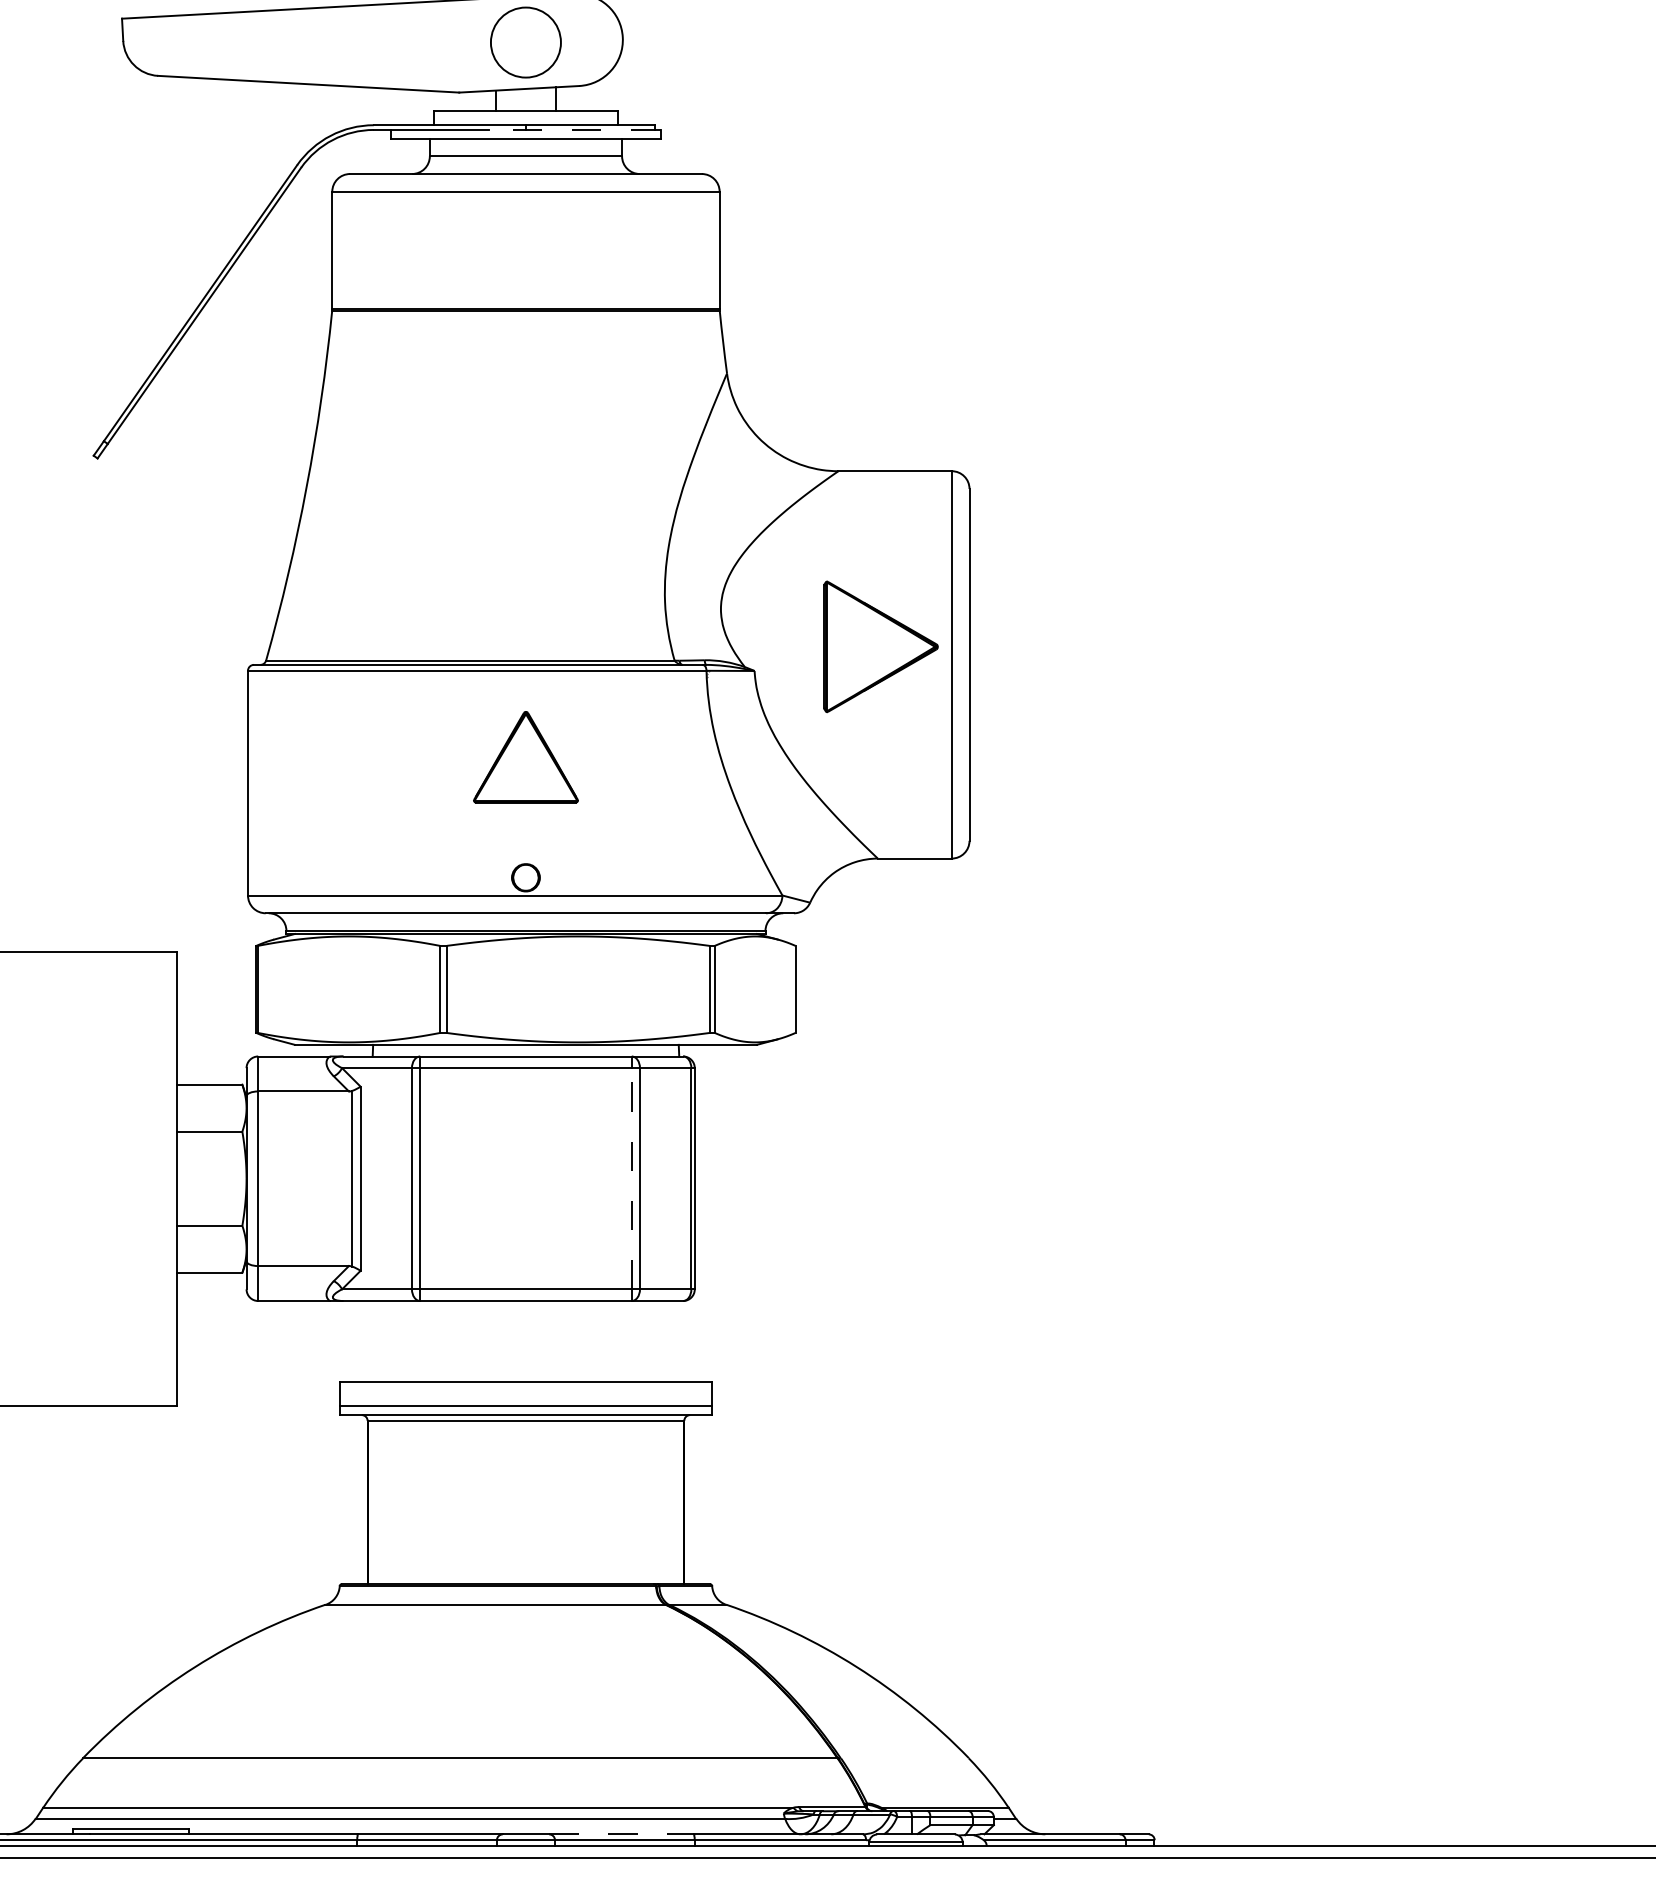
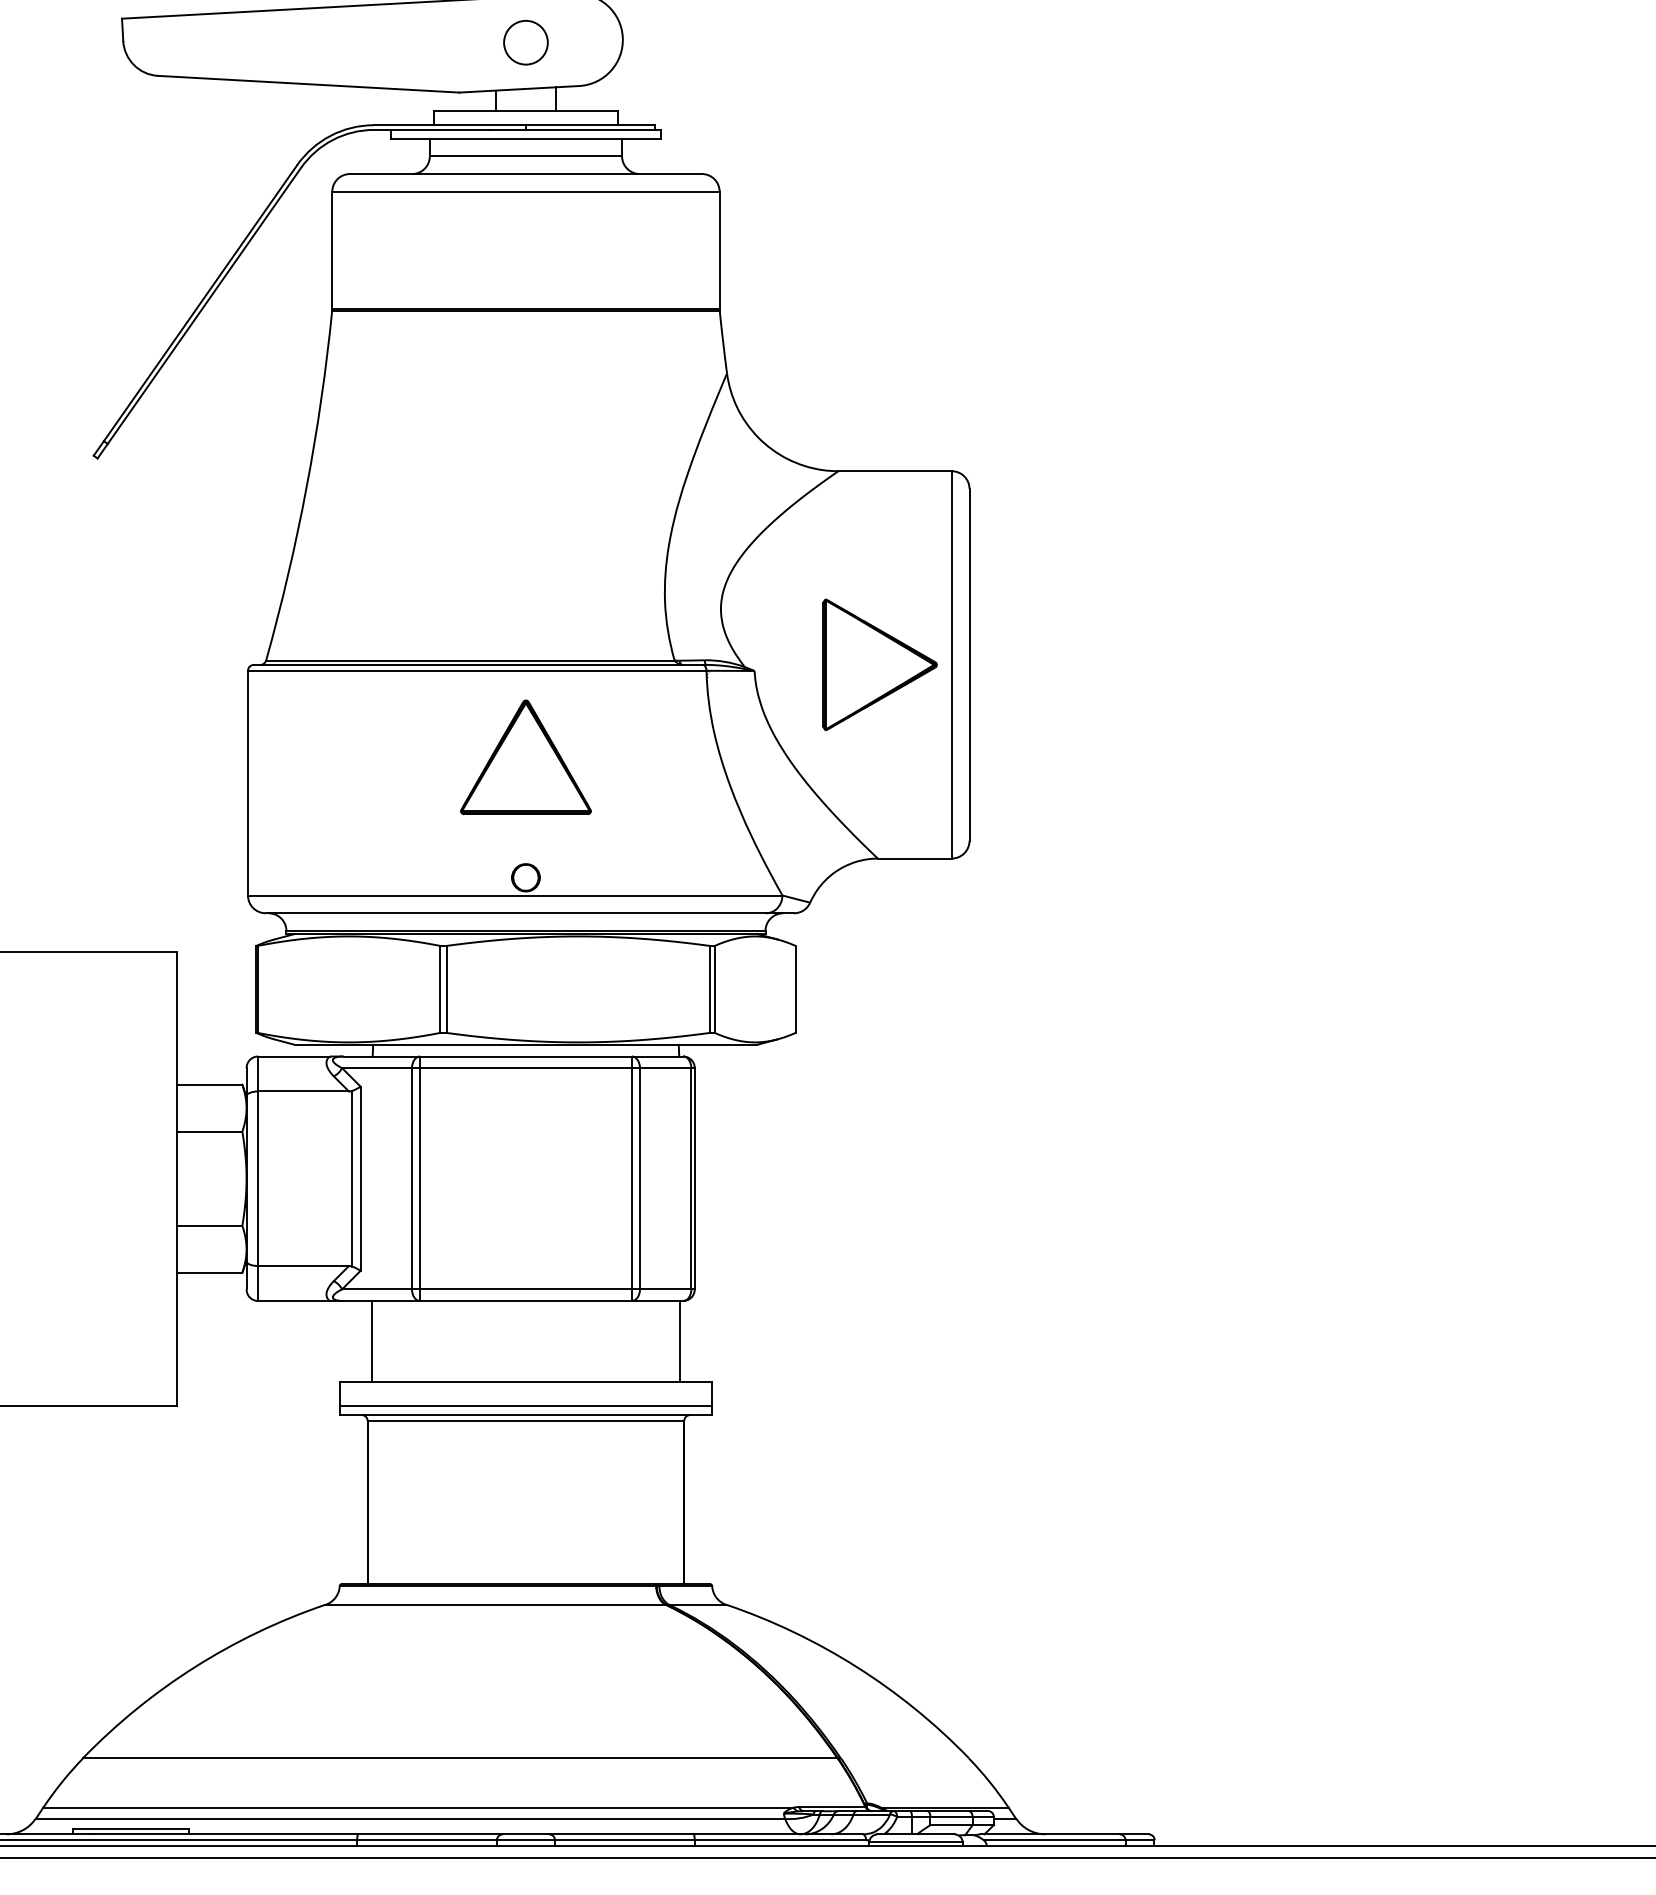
circle size: 72x73 px -> 46x46 px (525, 42)
line: dashed -> solid (574, 129)
part position: (880, 646) -> (879, 664) (879, 664)
part size: 106x93 px -> 132x117 px (525, 757)
line: dashed -> solid (631, 1178)
line: none -> present (372, 1341)
line: none -> present (679, 1341)
line: dashed -> solid (621, 1834)
